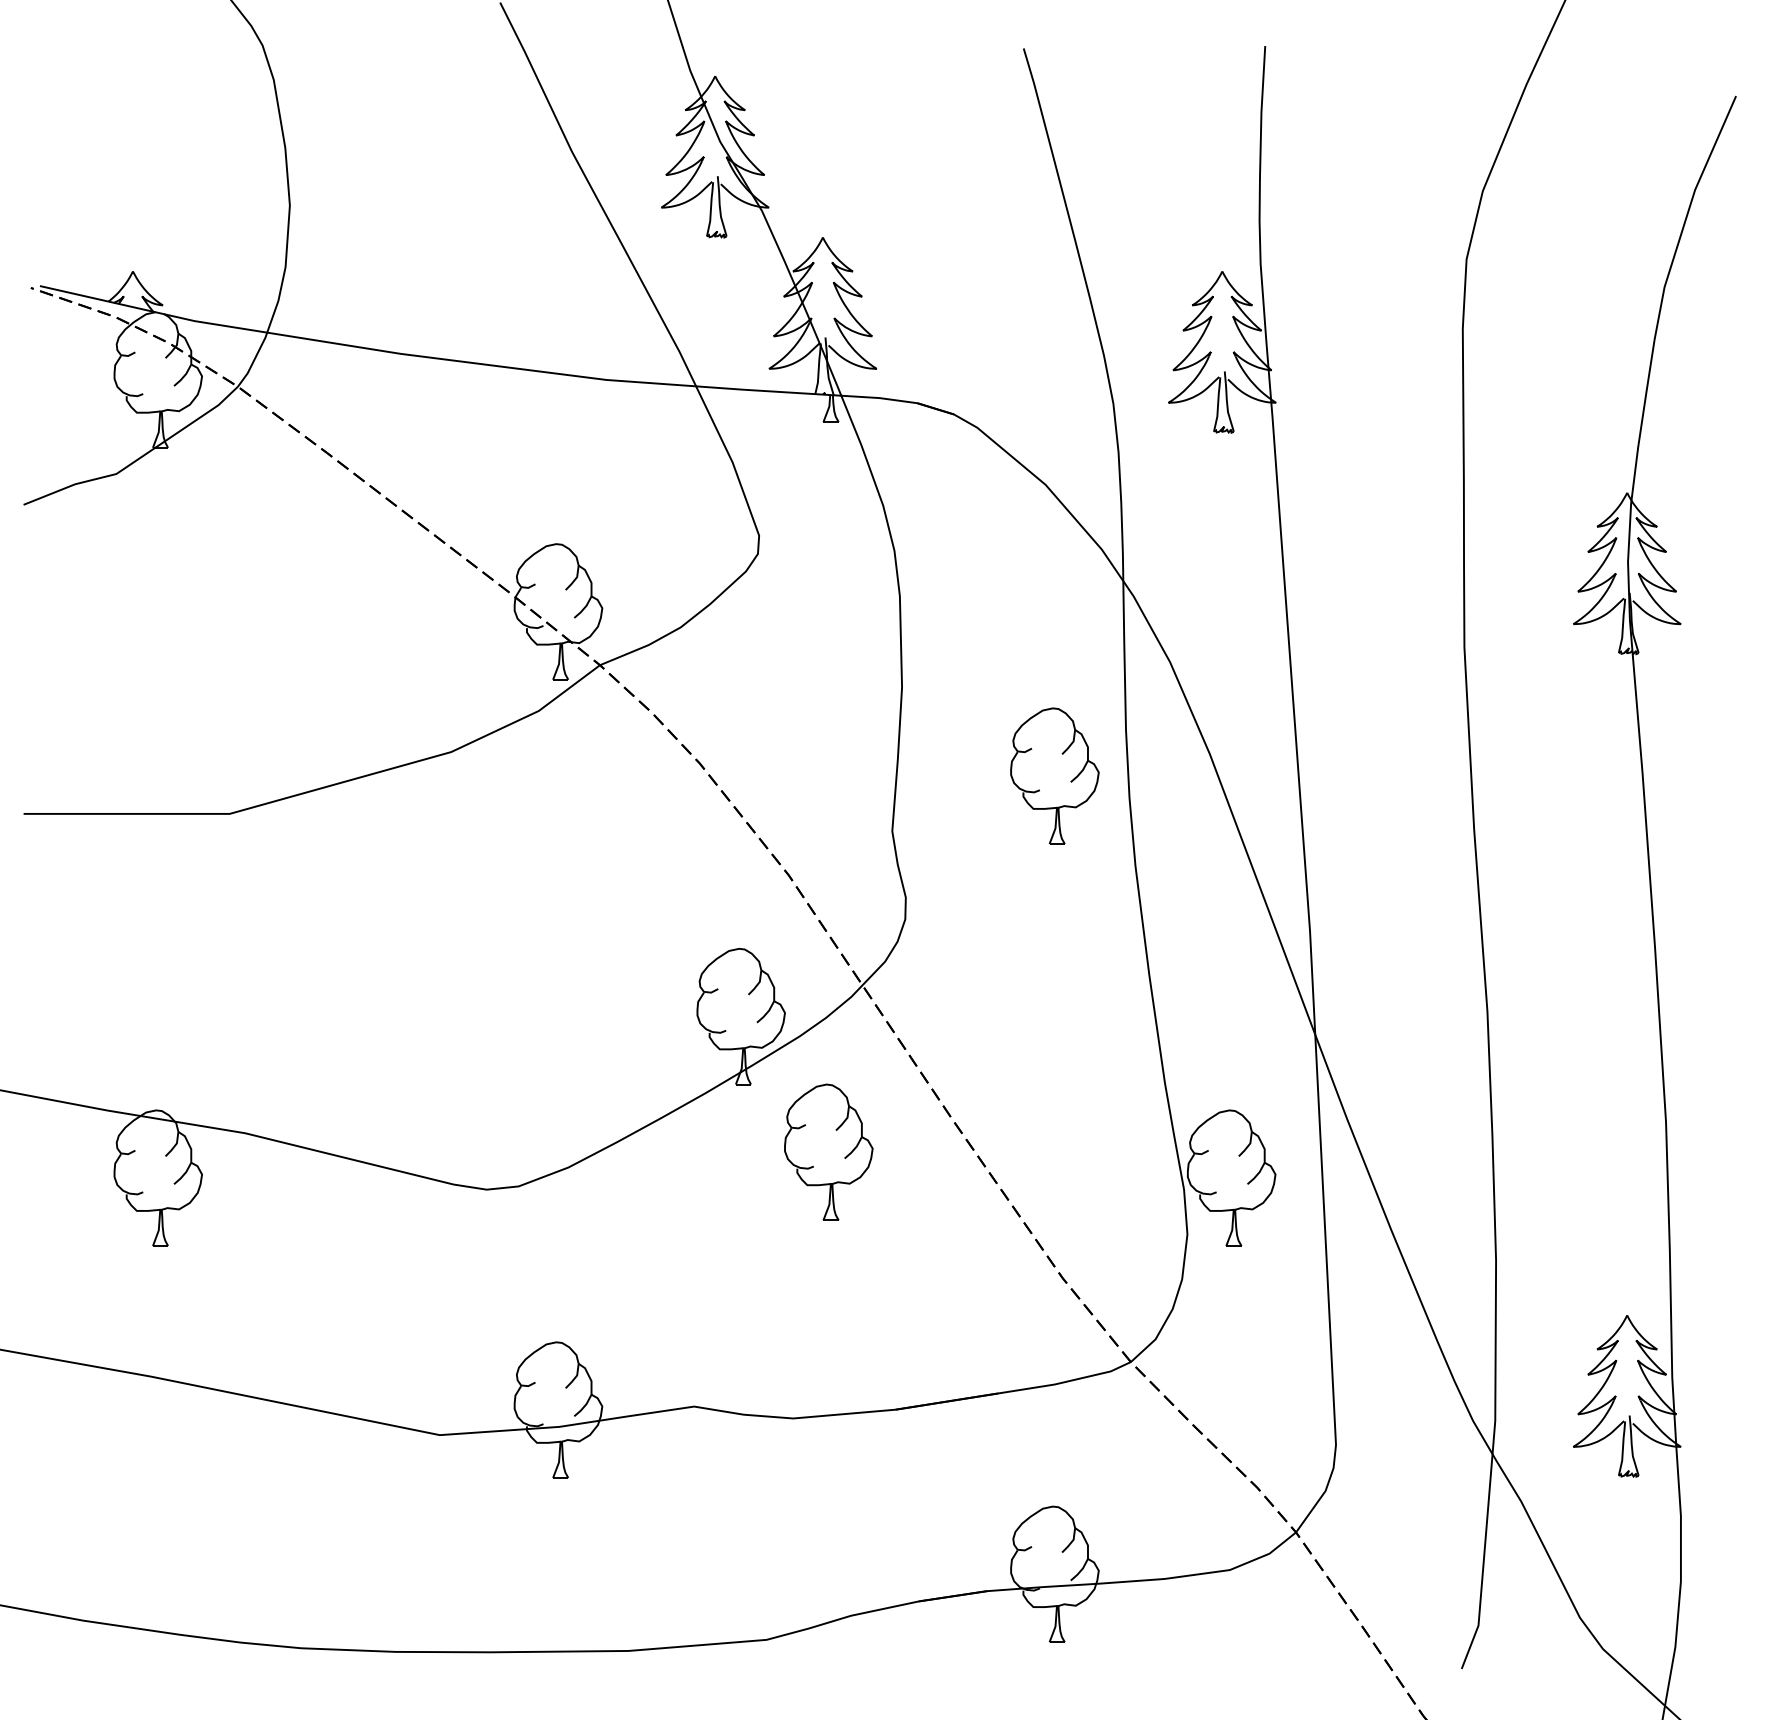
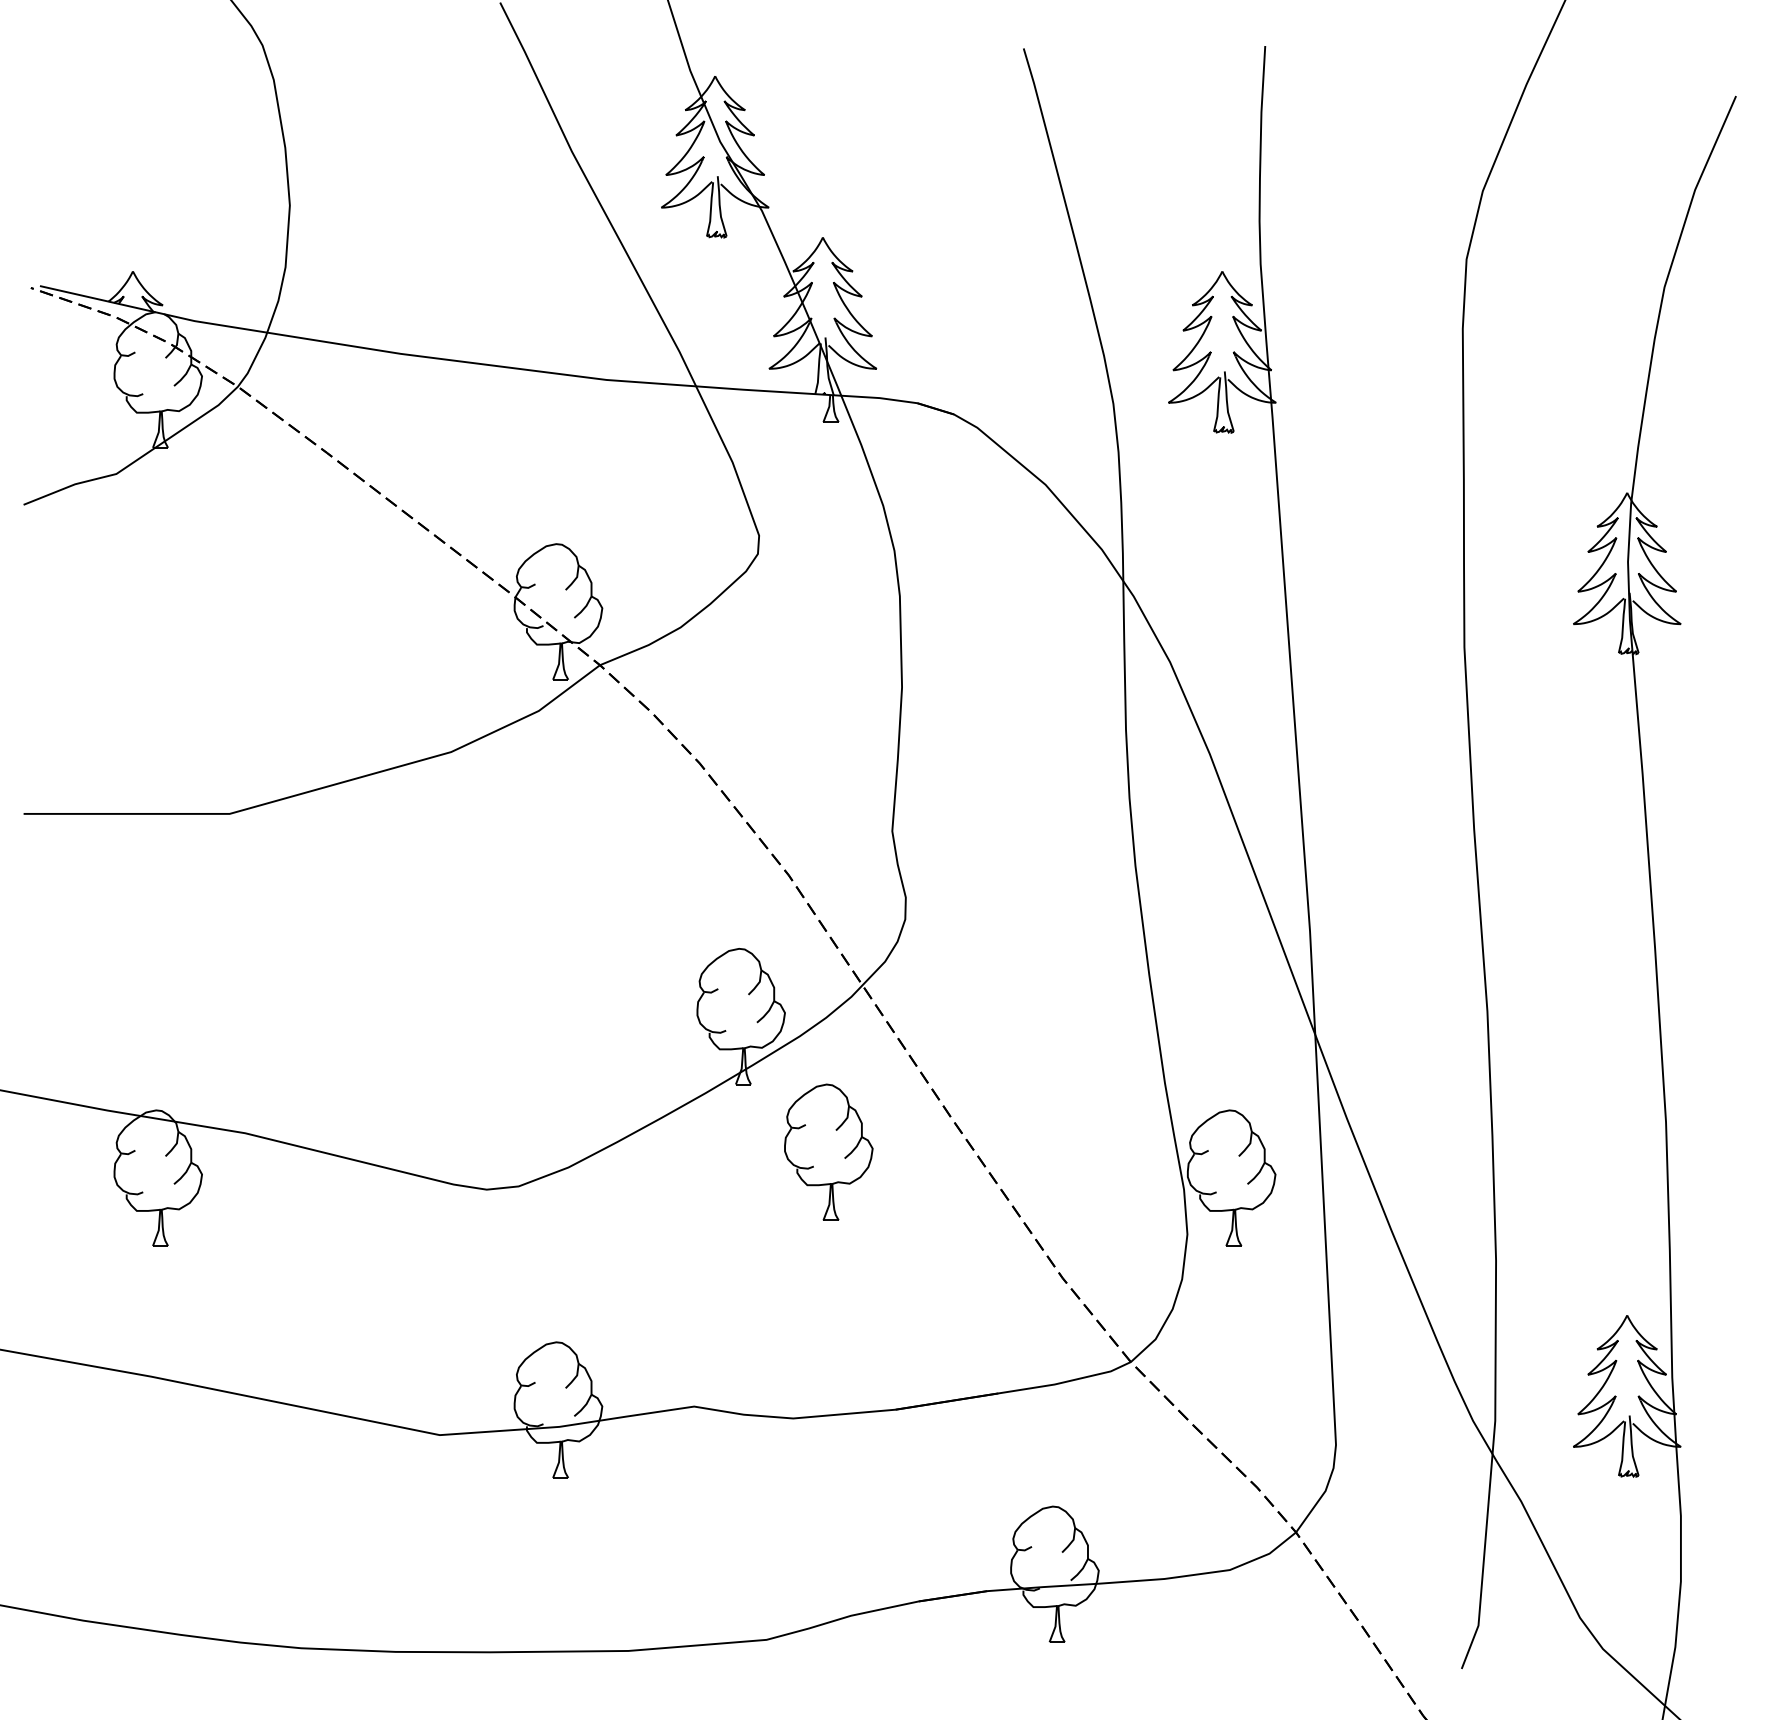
part: present -> none (1054, 775)
